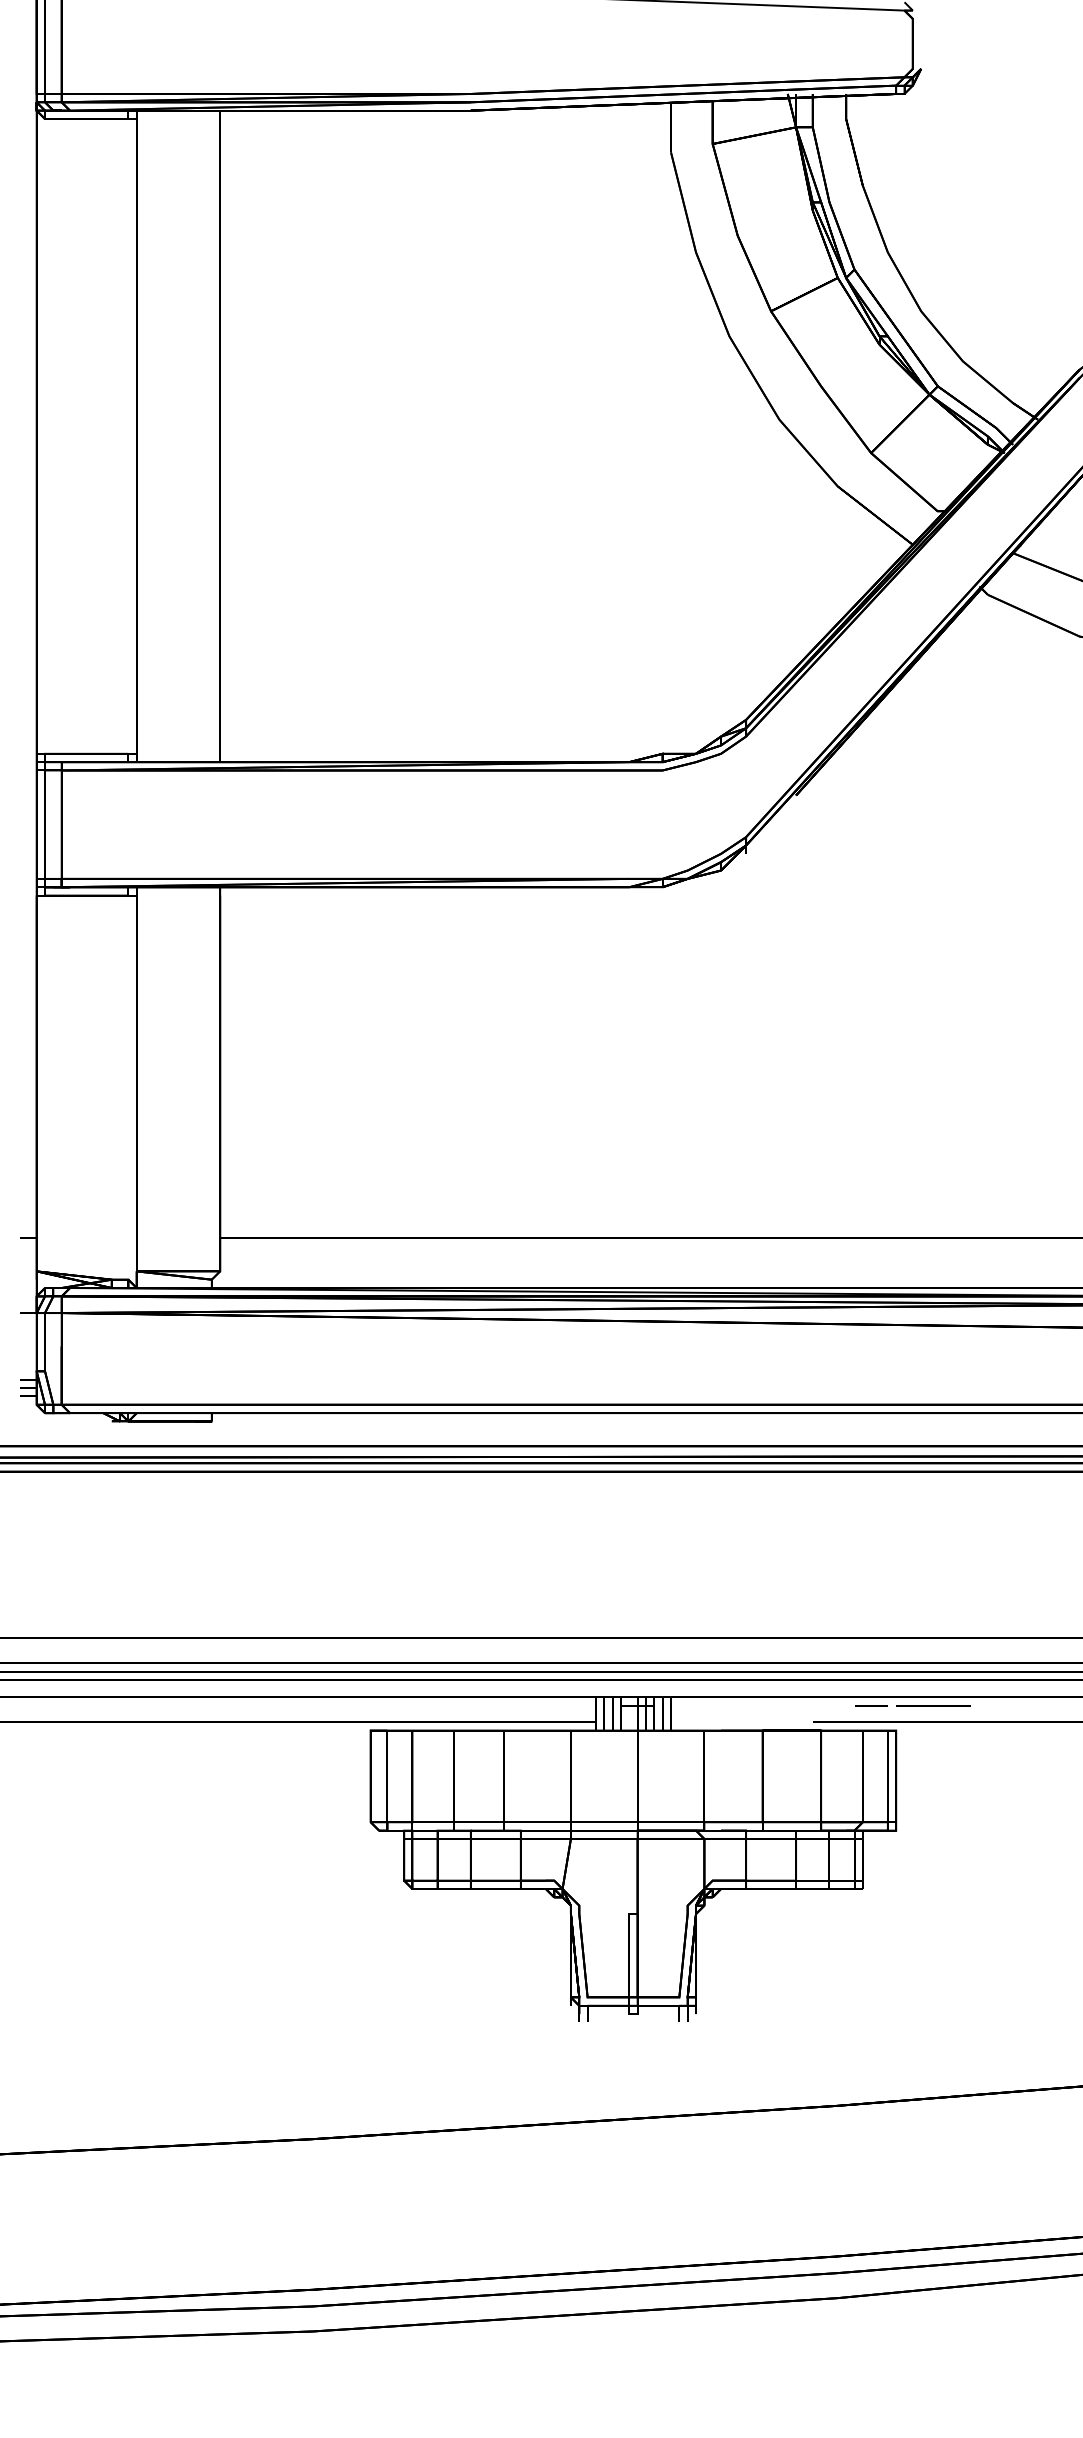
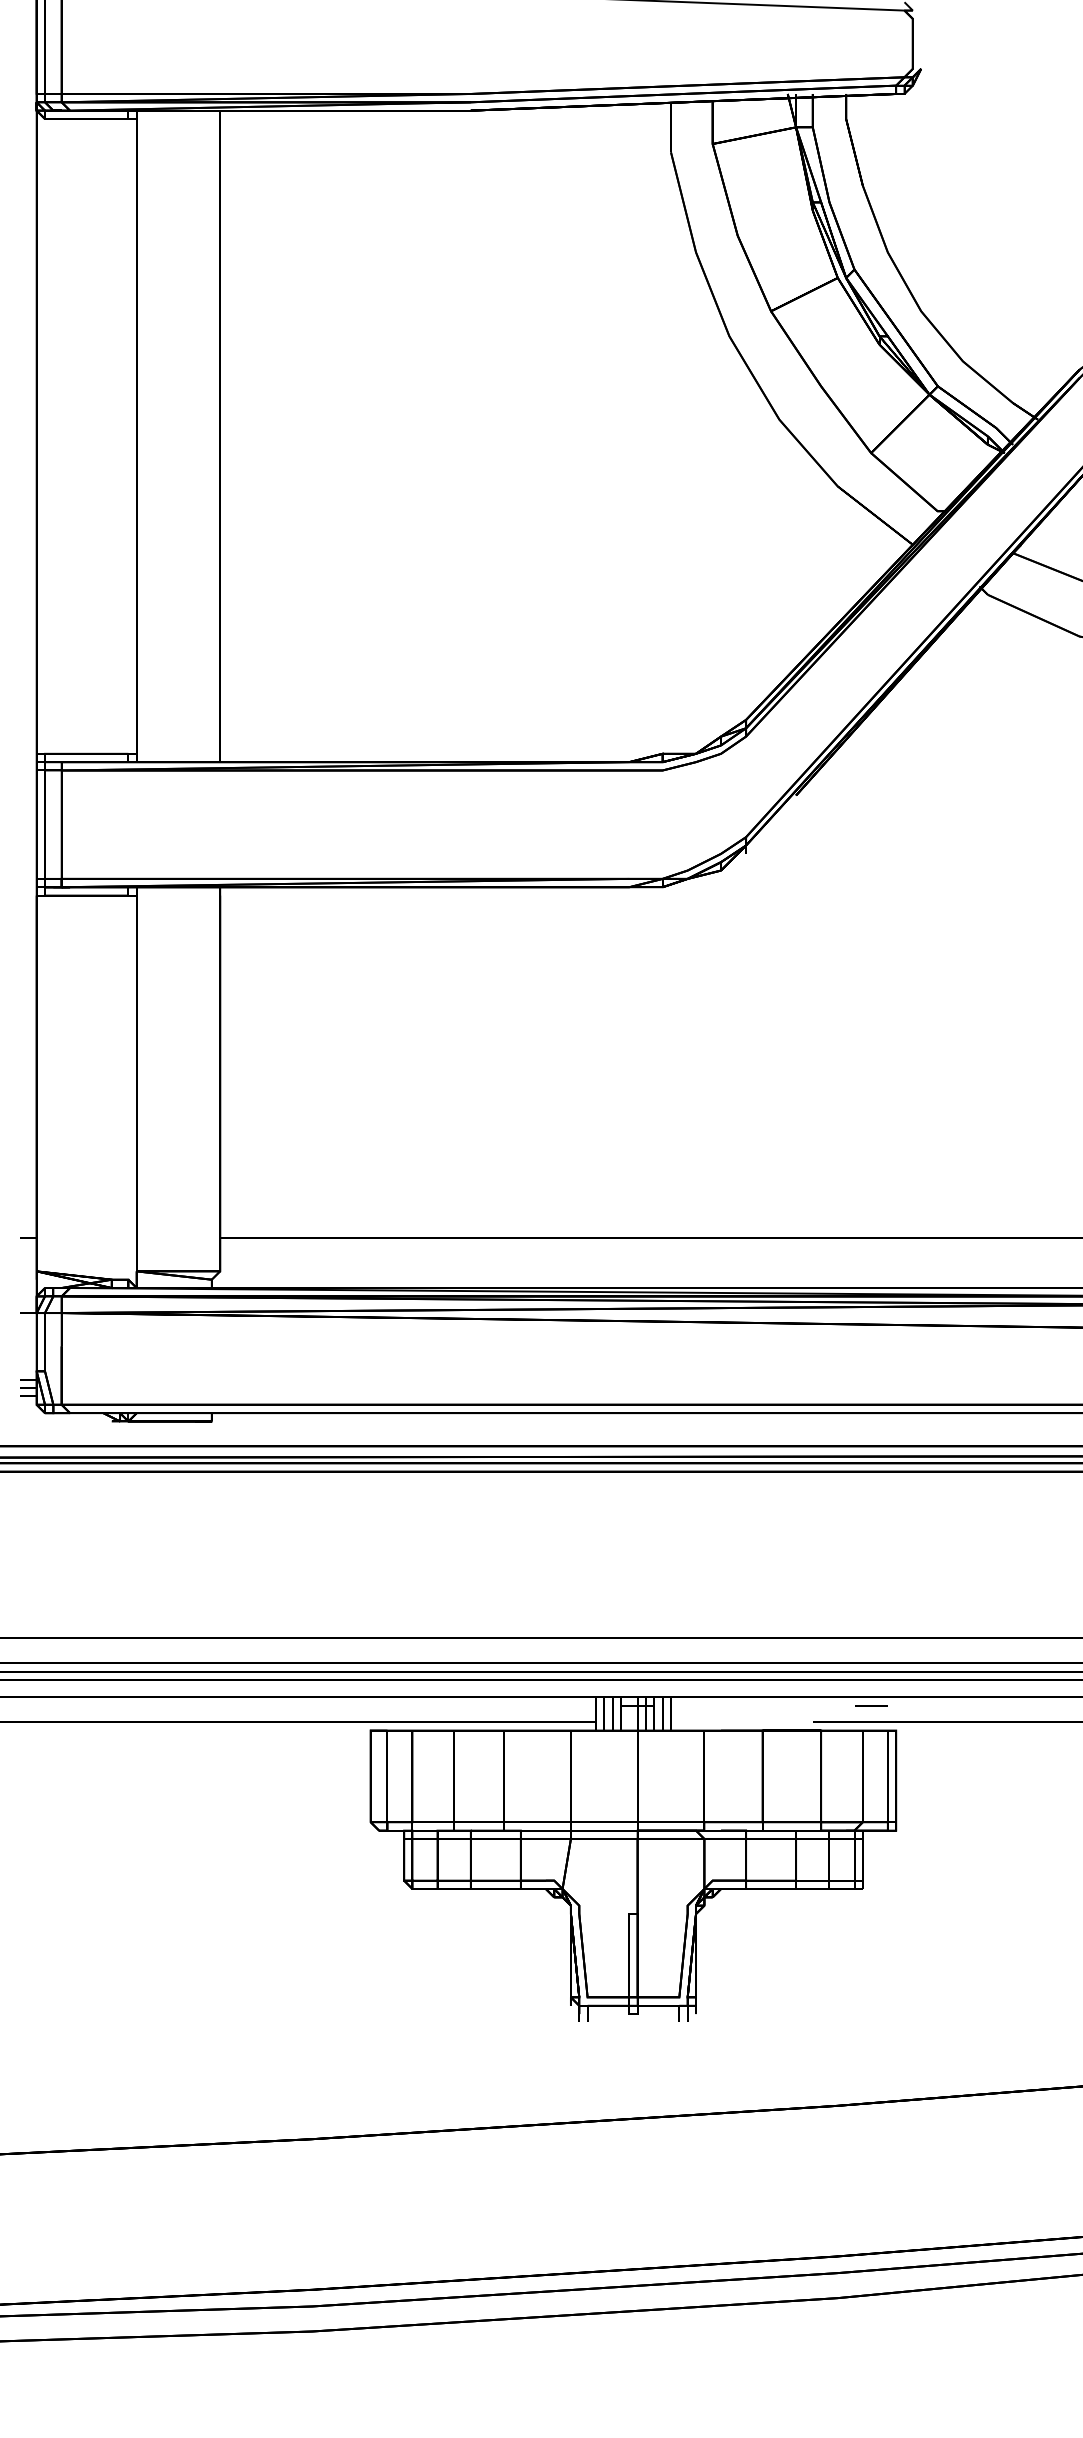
line: present -> none (933, 1705)
